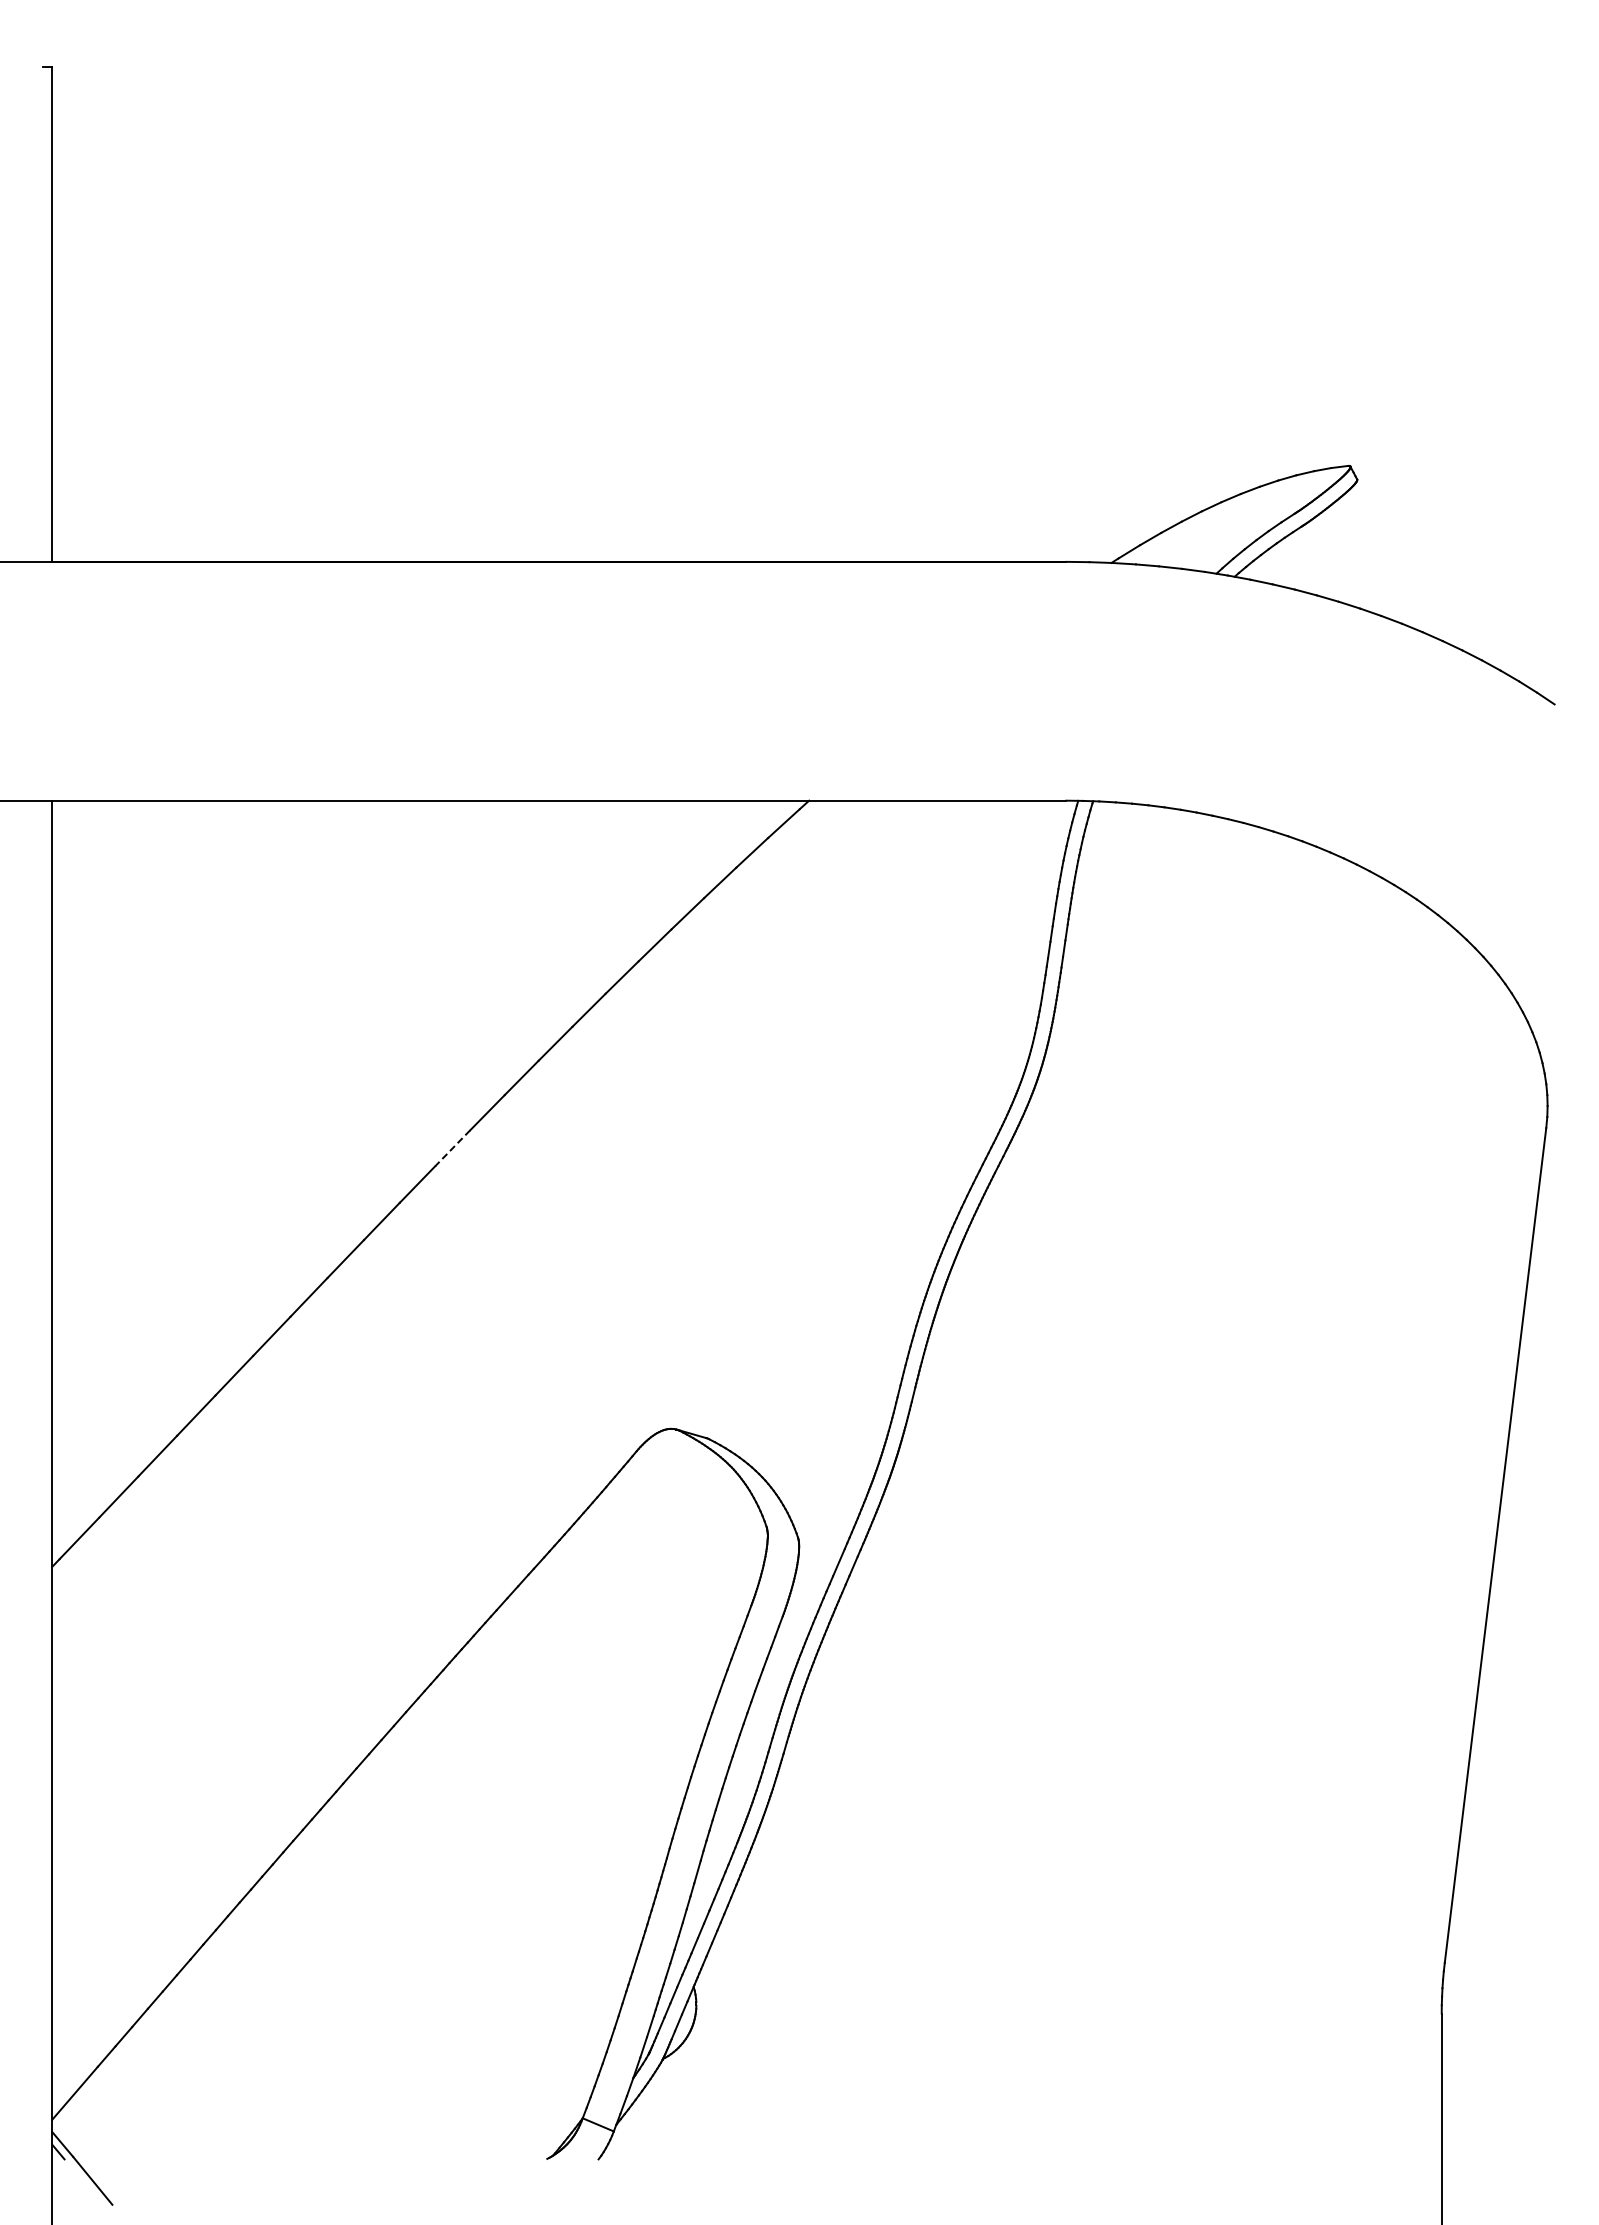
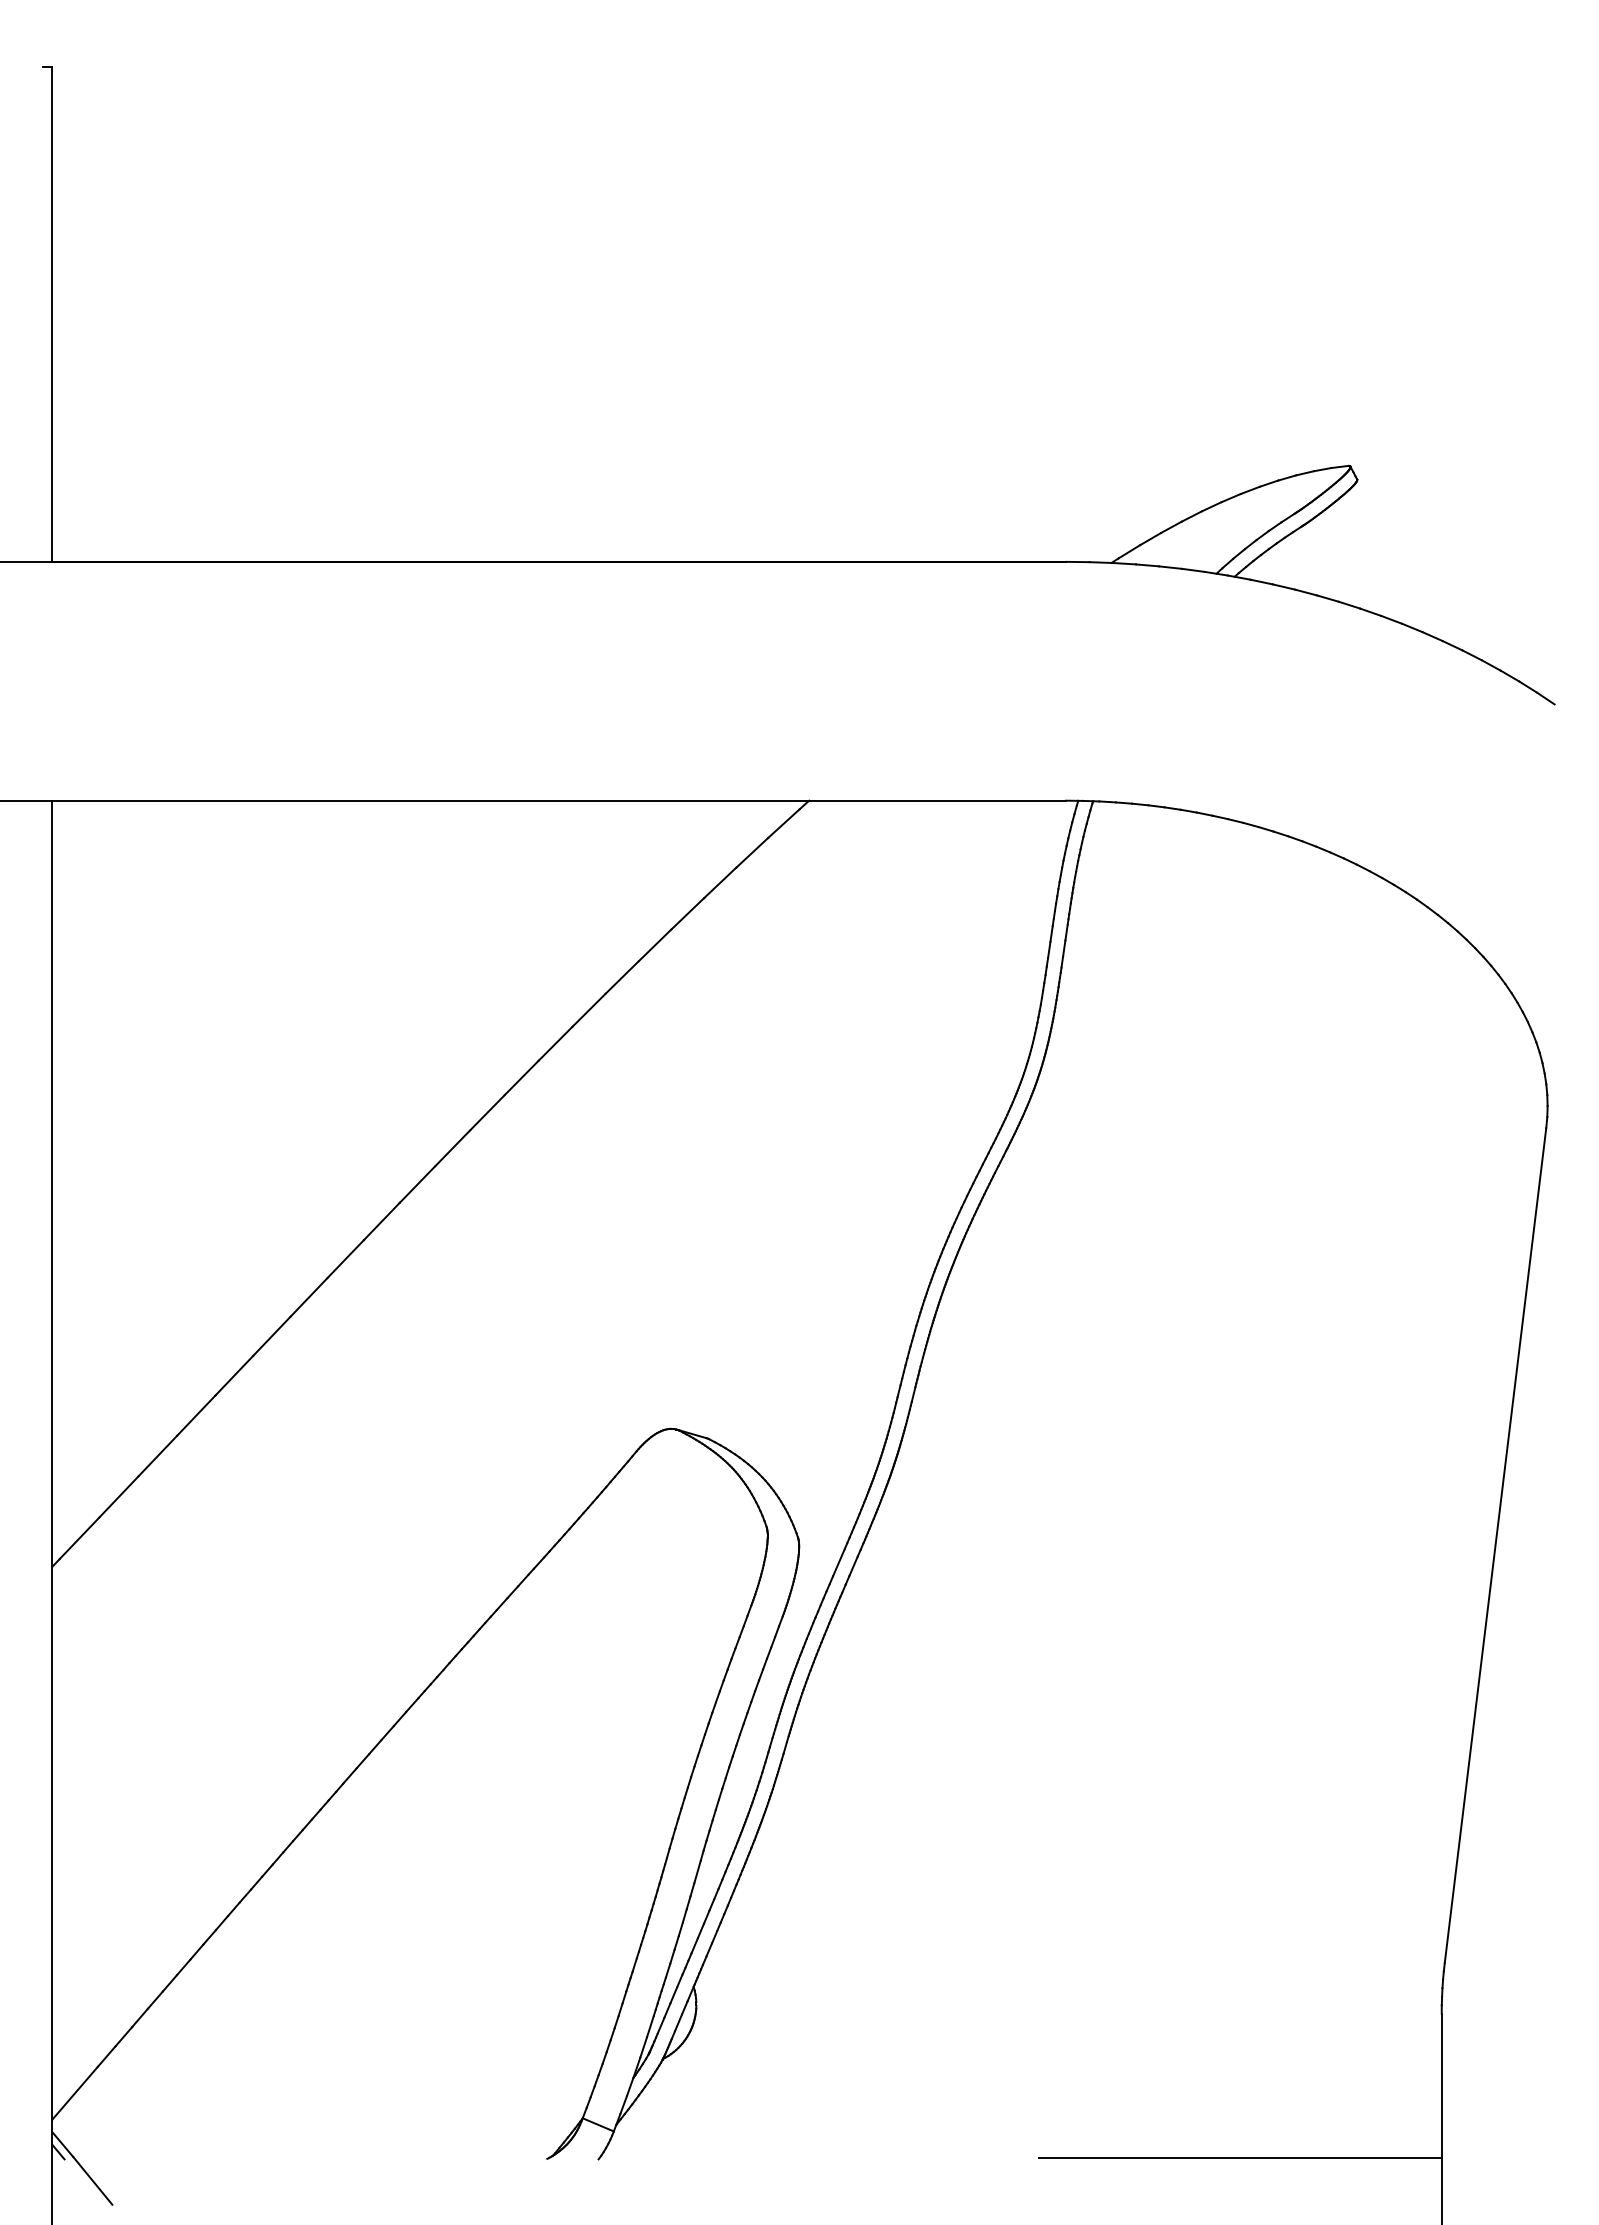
line: dashed -> solid (452, 1148)
line: none -> present (1240, 2158)
